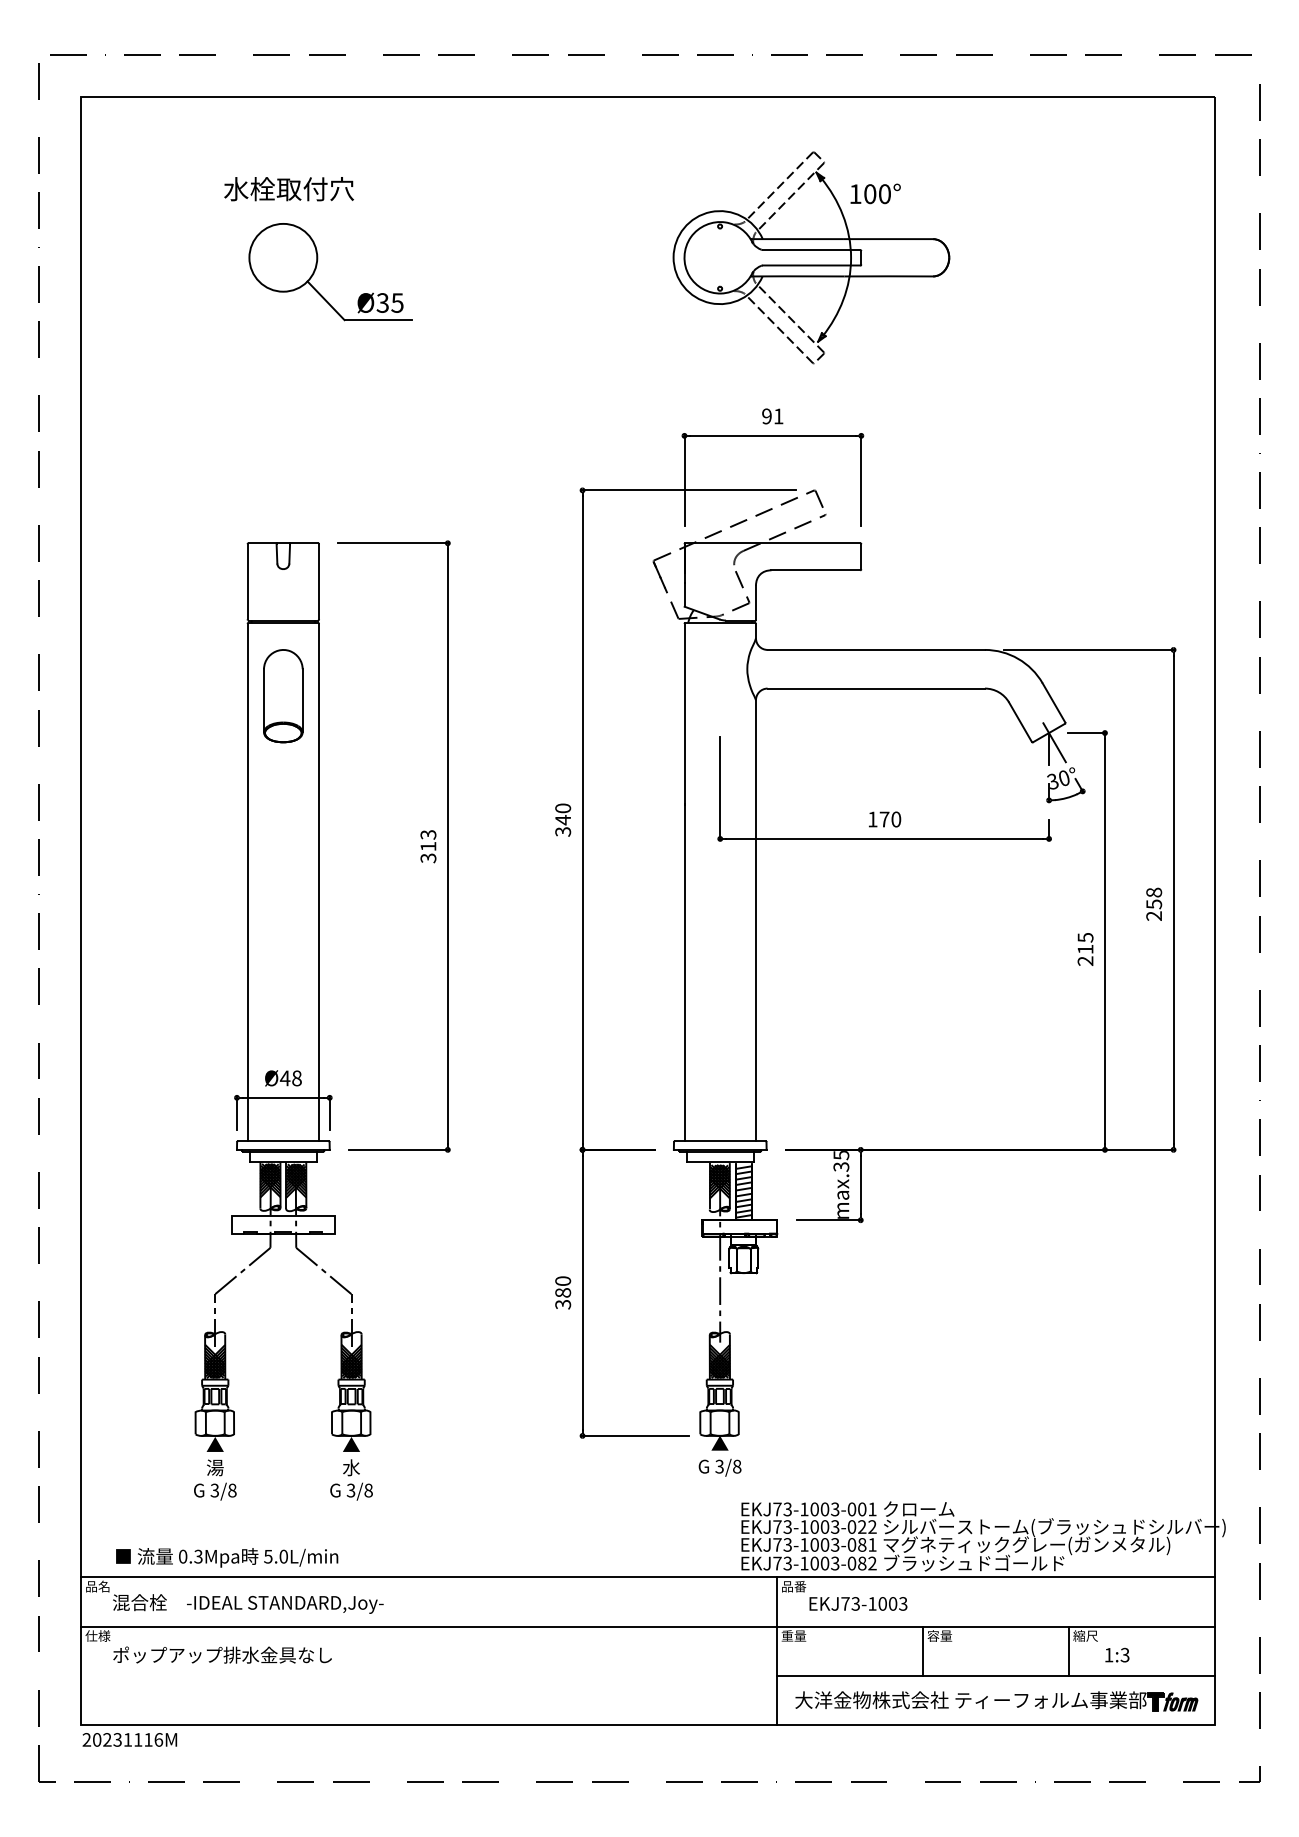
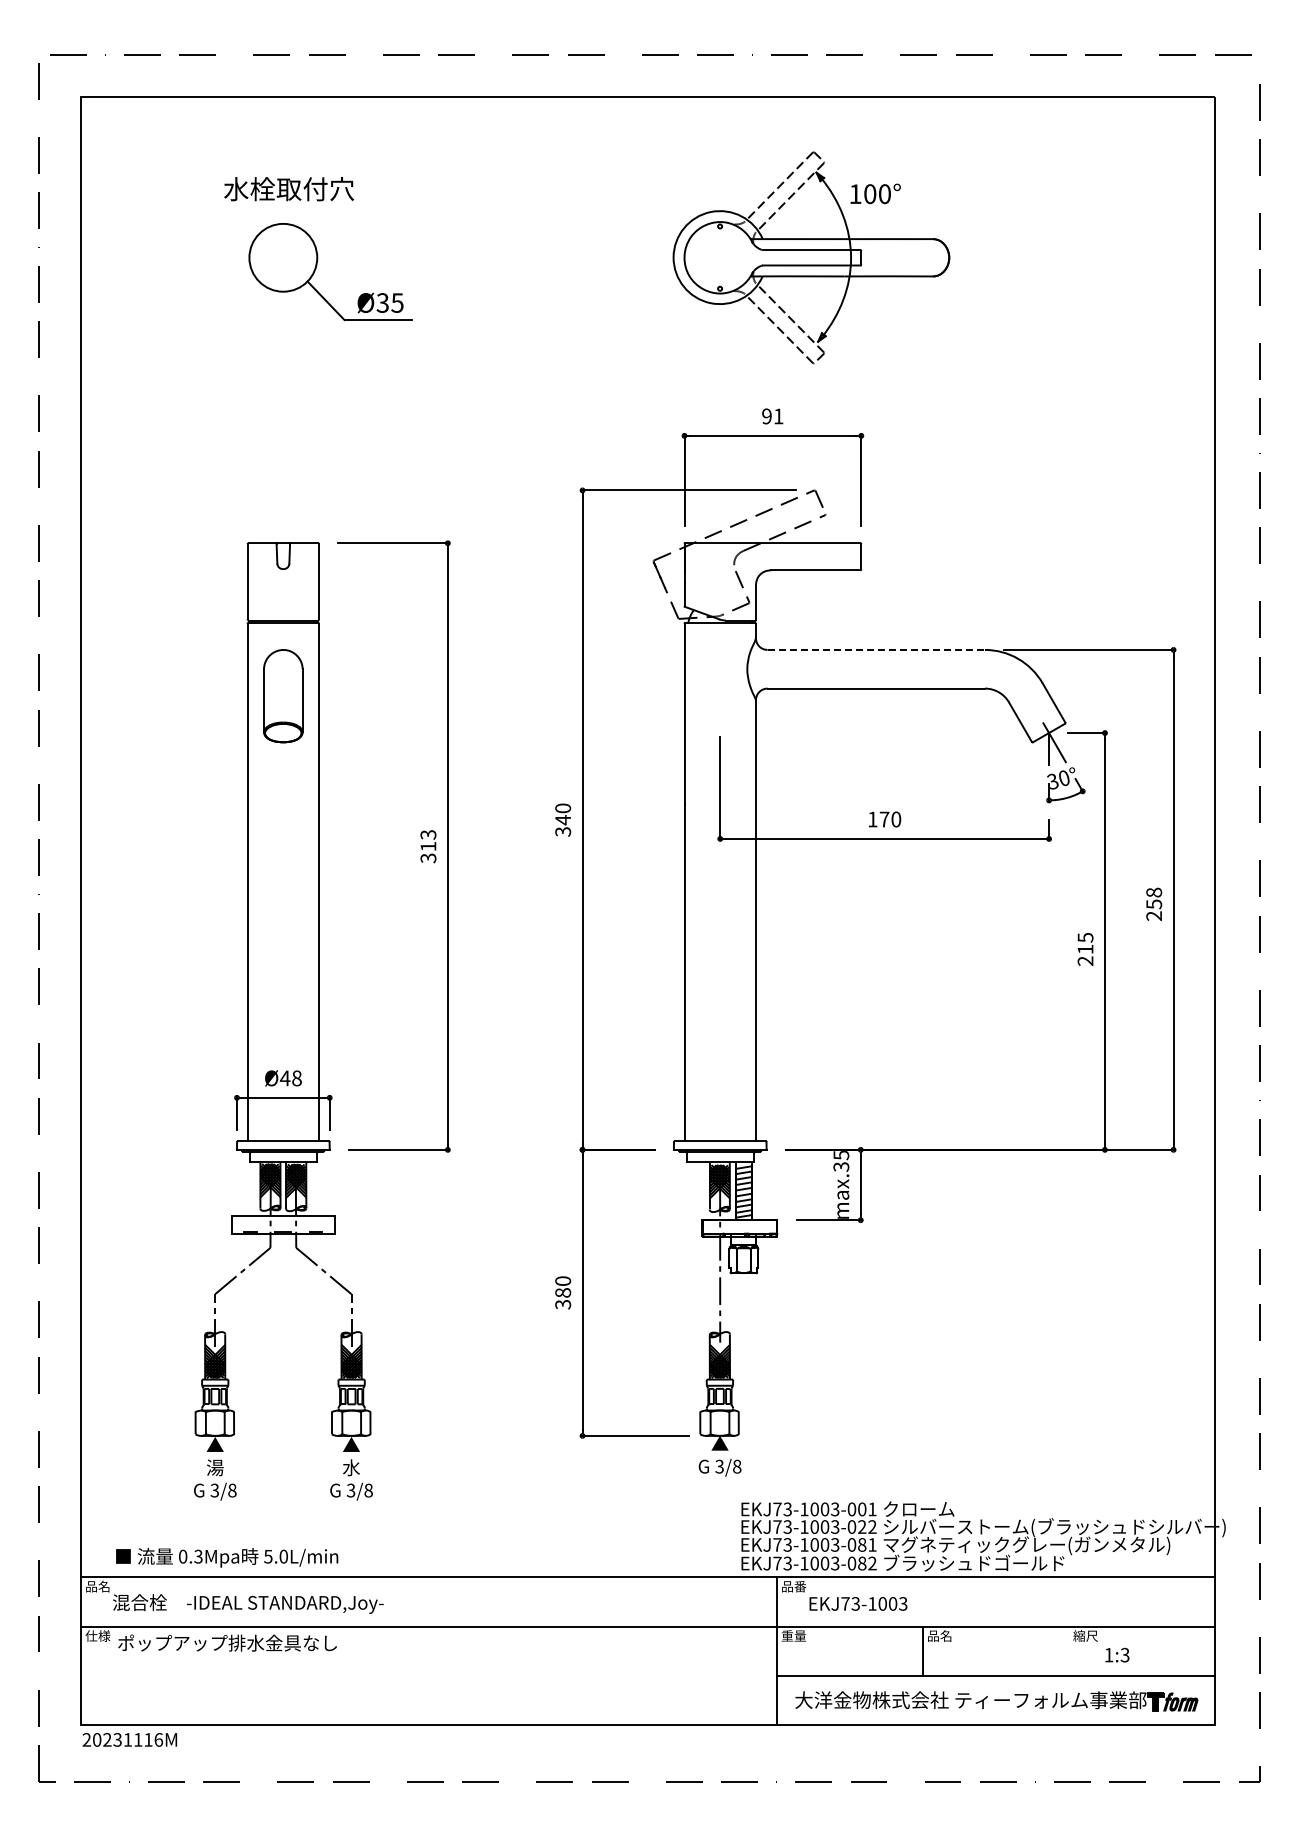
line: solid -> dashed (876, 649)
text: 容量 -> 品名 (939, 1635)
line: present -> none (1068, 1650)
text position: (222, 1654) -> (227, 1642) (227, 1642)
